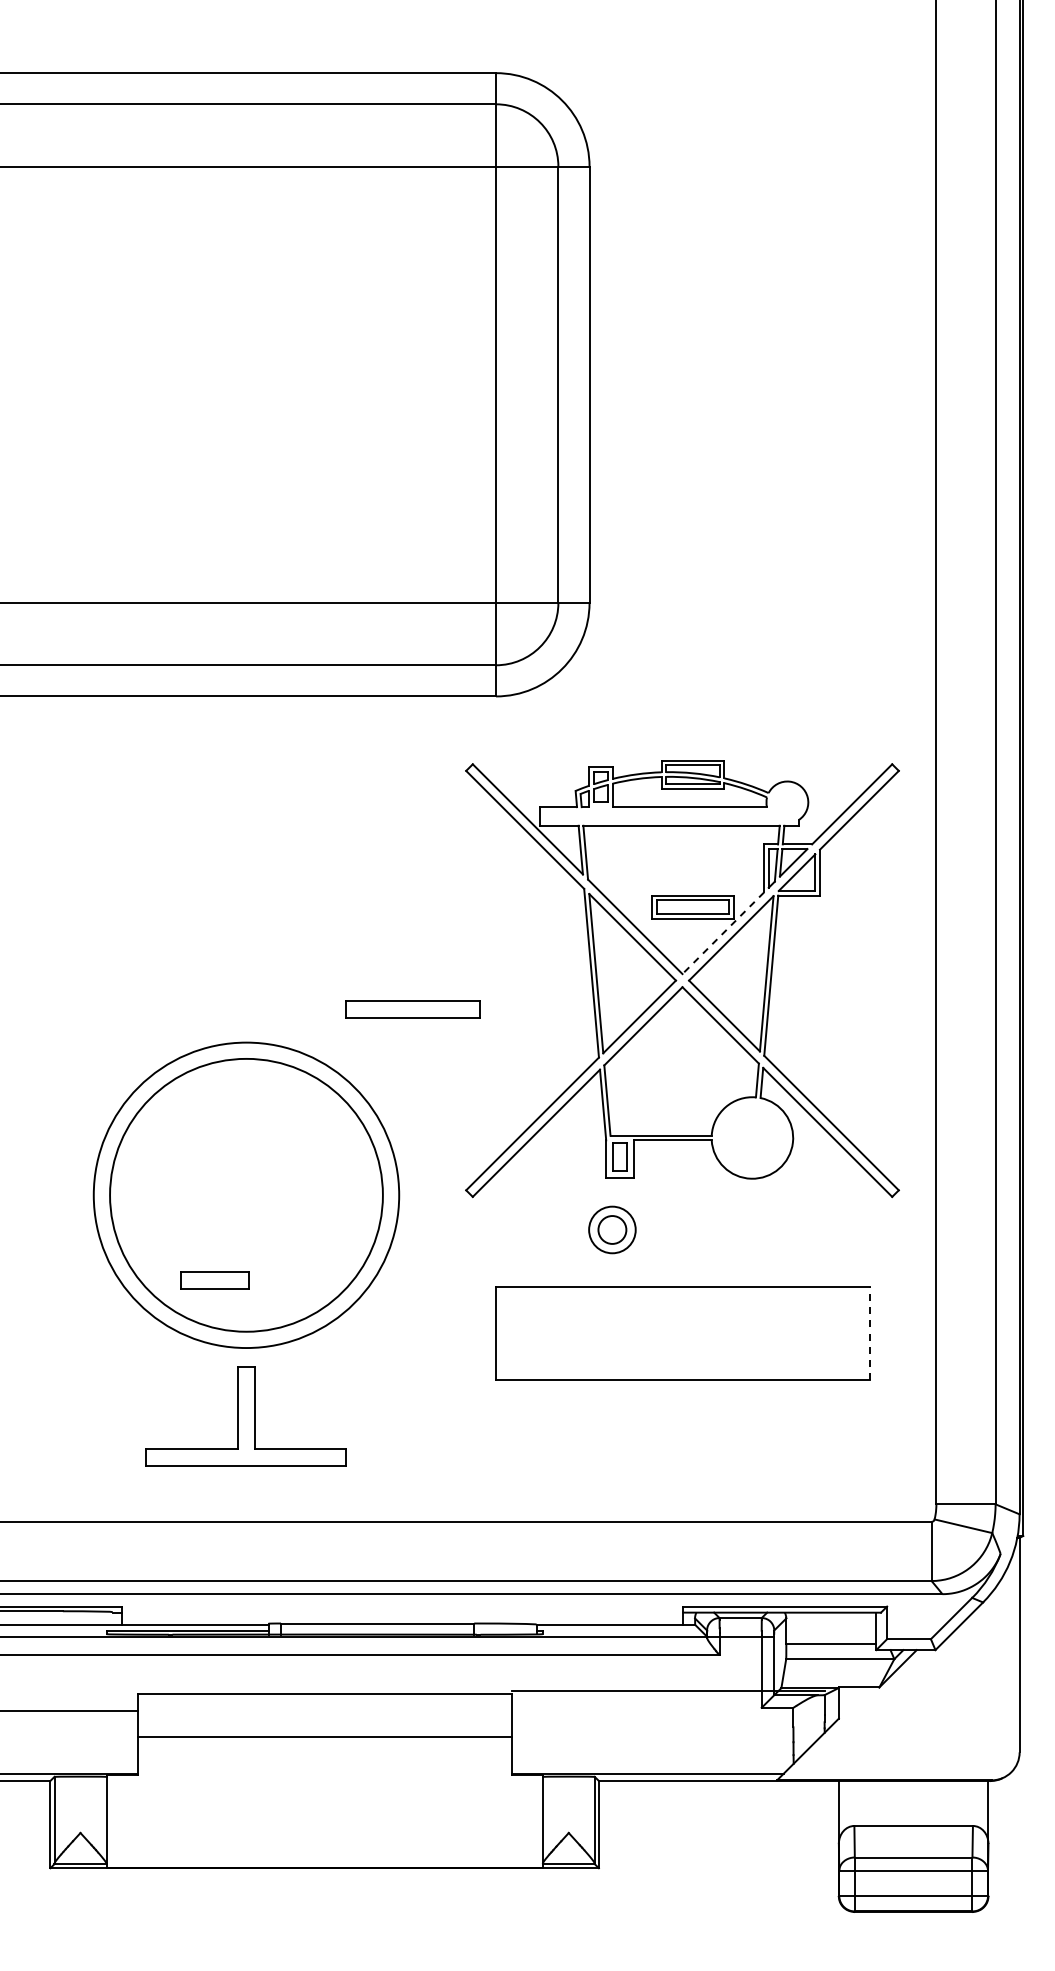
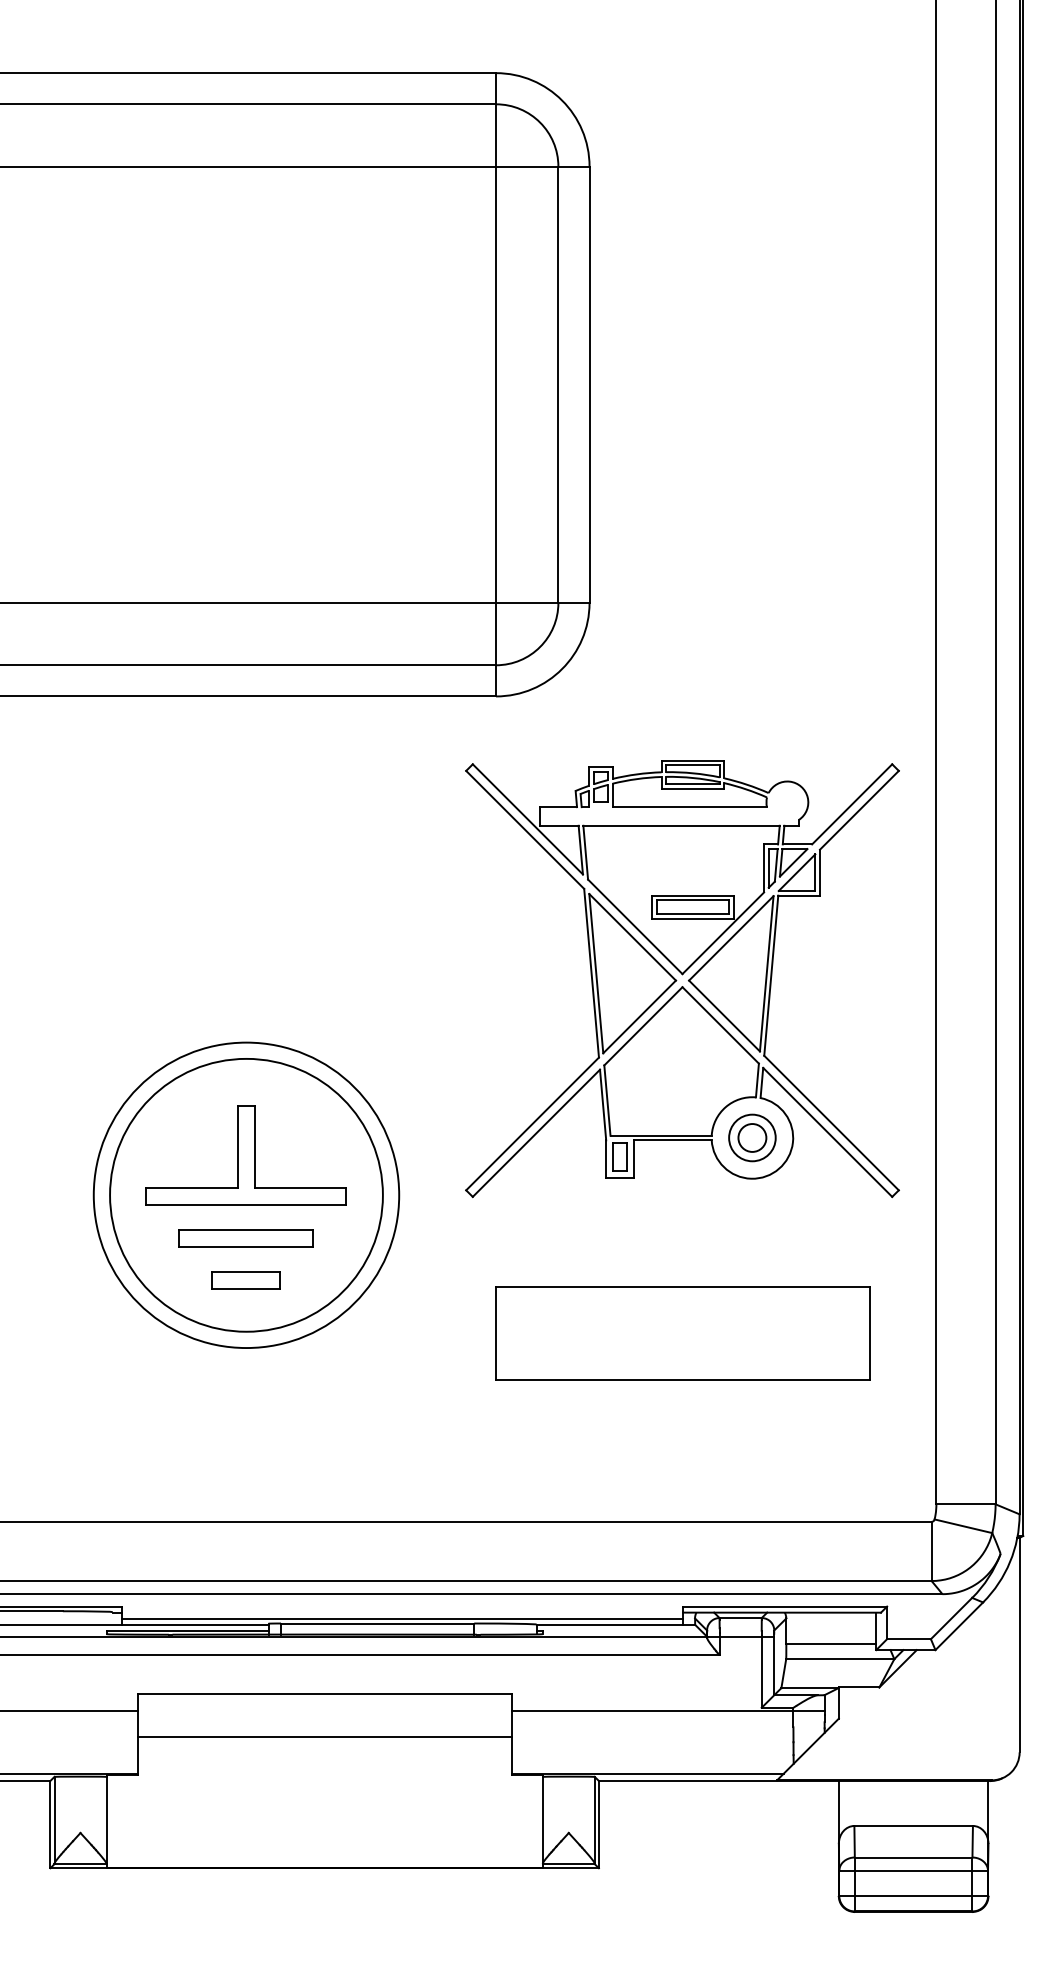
line: dashed -> solid (723, 933)
part position: (412, 1009) -> (245, 1238) (245, 1238)
part position: (612, 1229) -> (752, 1137) (752, 1137)
part position: (214, 1280) -> (245, 1280) (245, 1280)
line: dashed -> solid (870, 1333)
part position: (245, 1416) -> (245, 1155) (245, 1155)
line: none -> present (402, 1619)
line position: (667, 1691) -> (667, 1711) (667, 1711)
